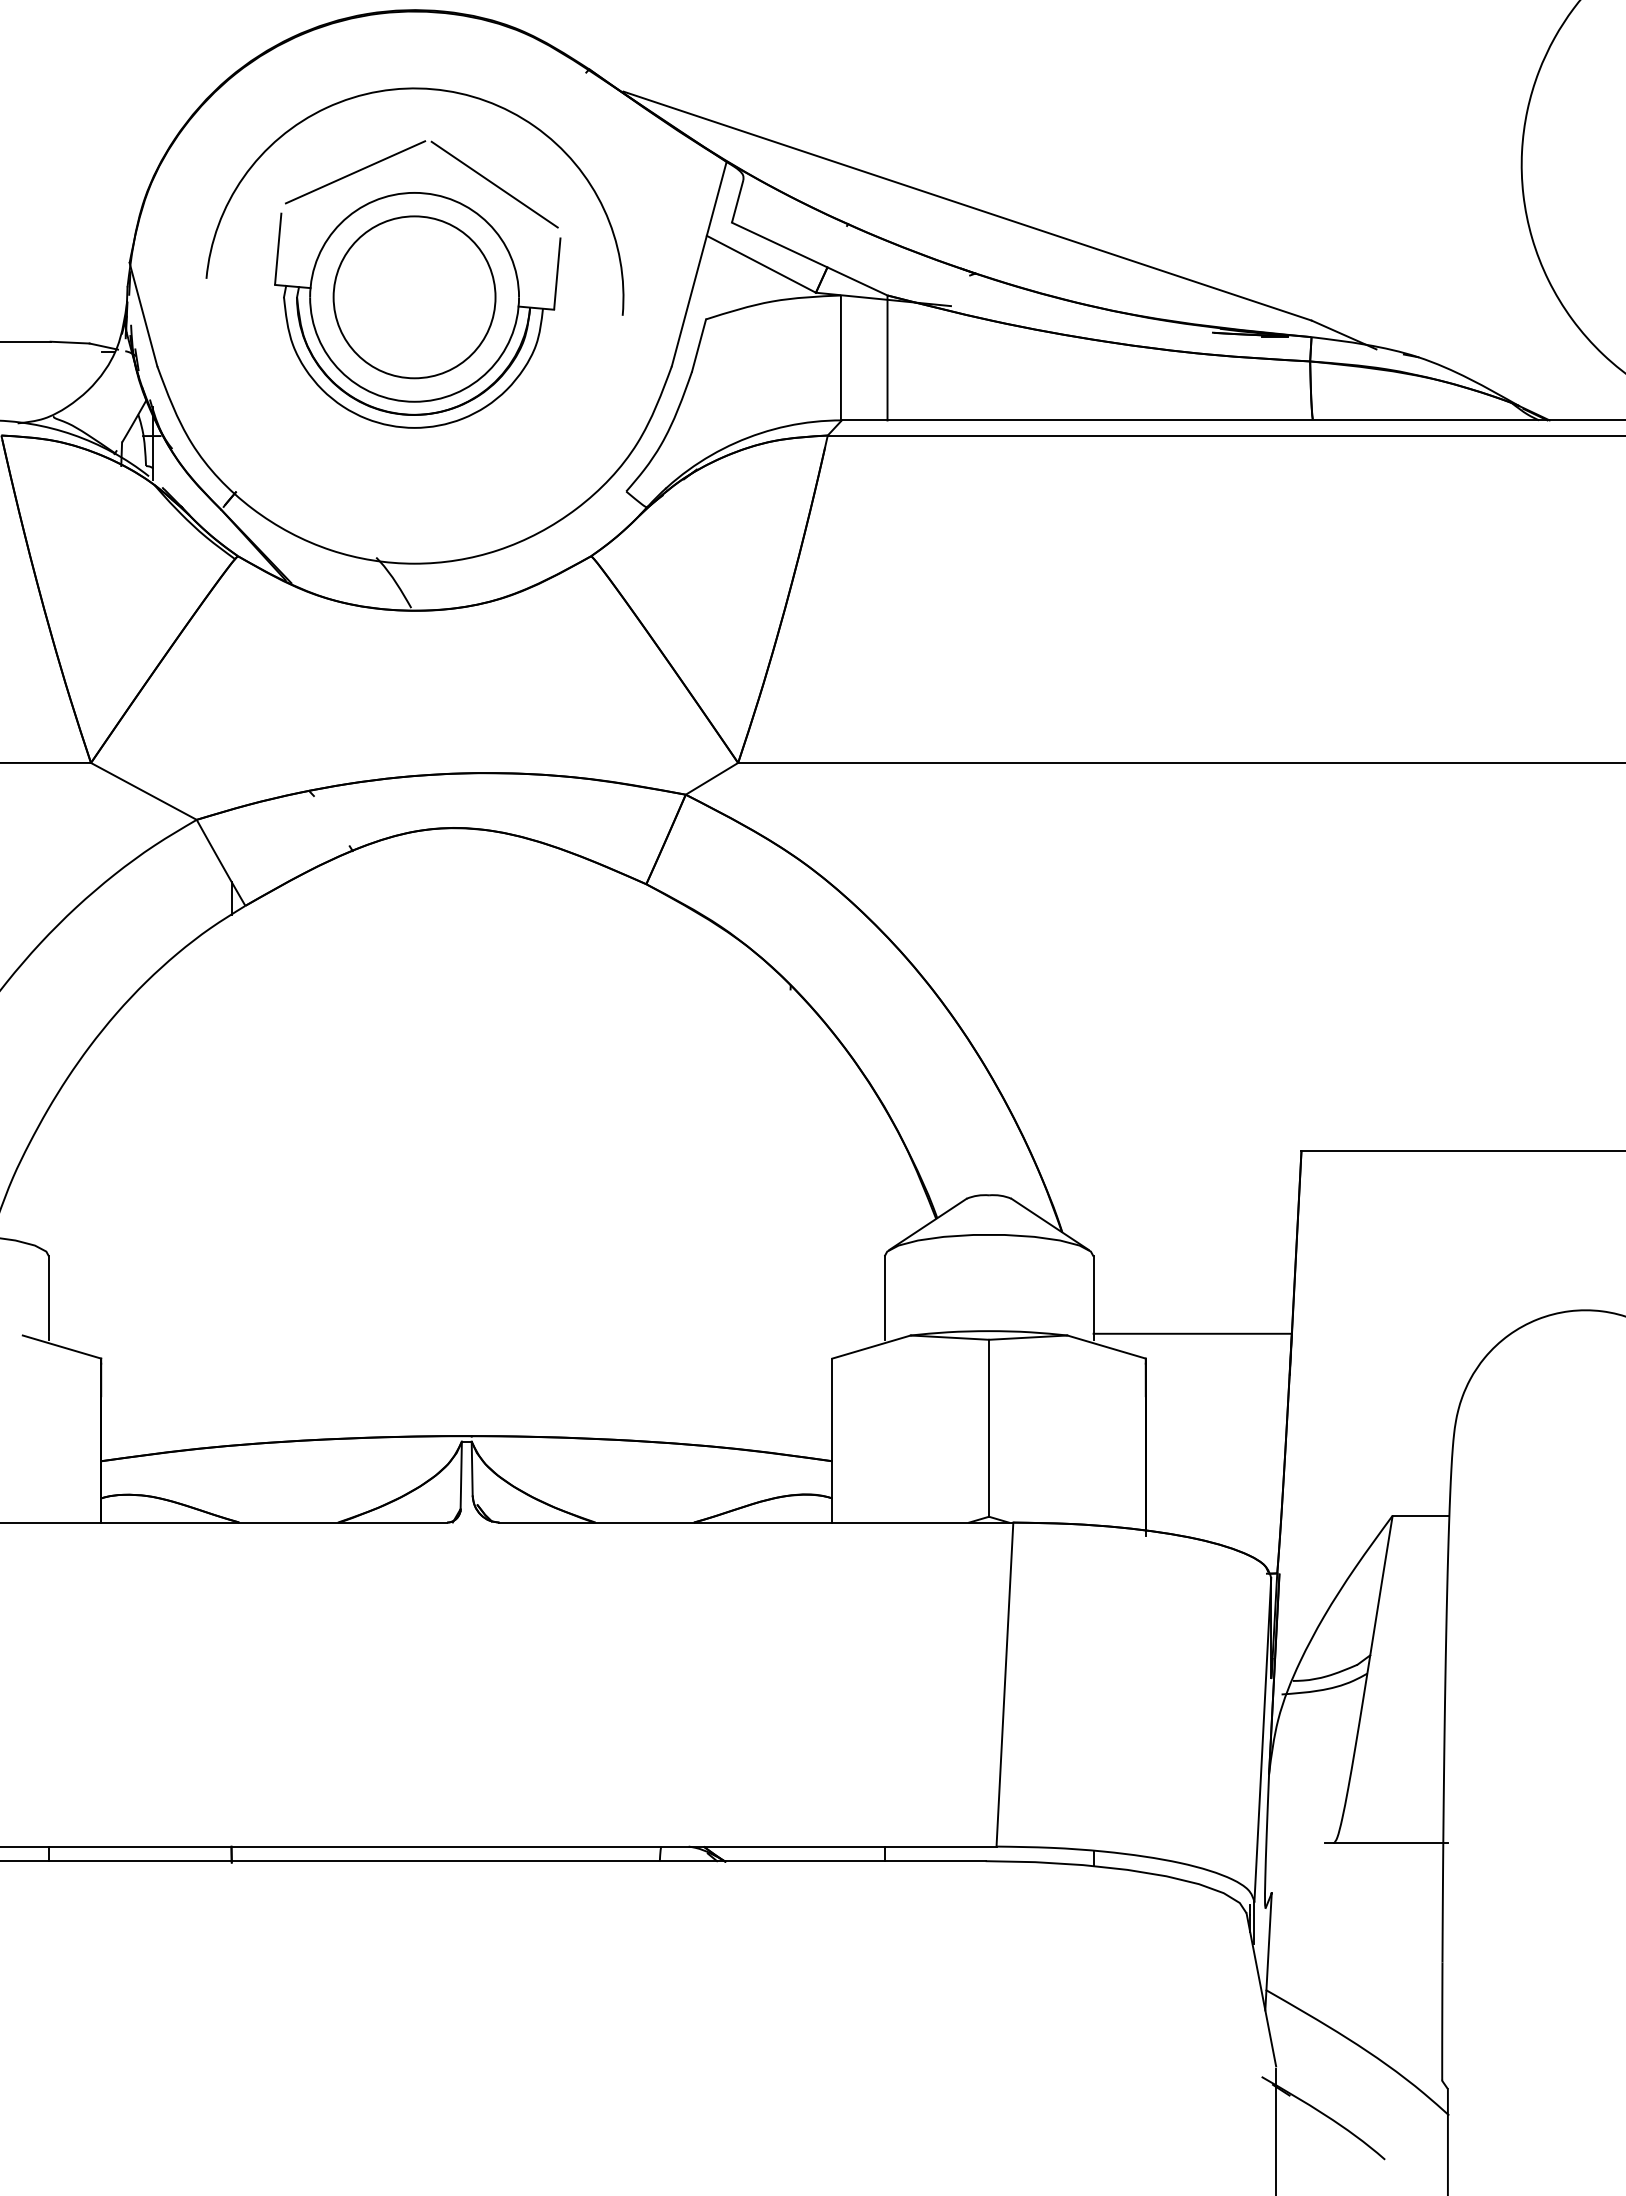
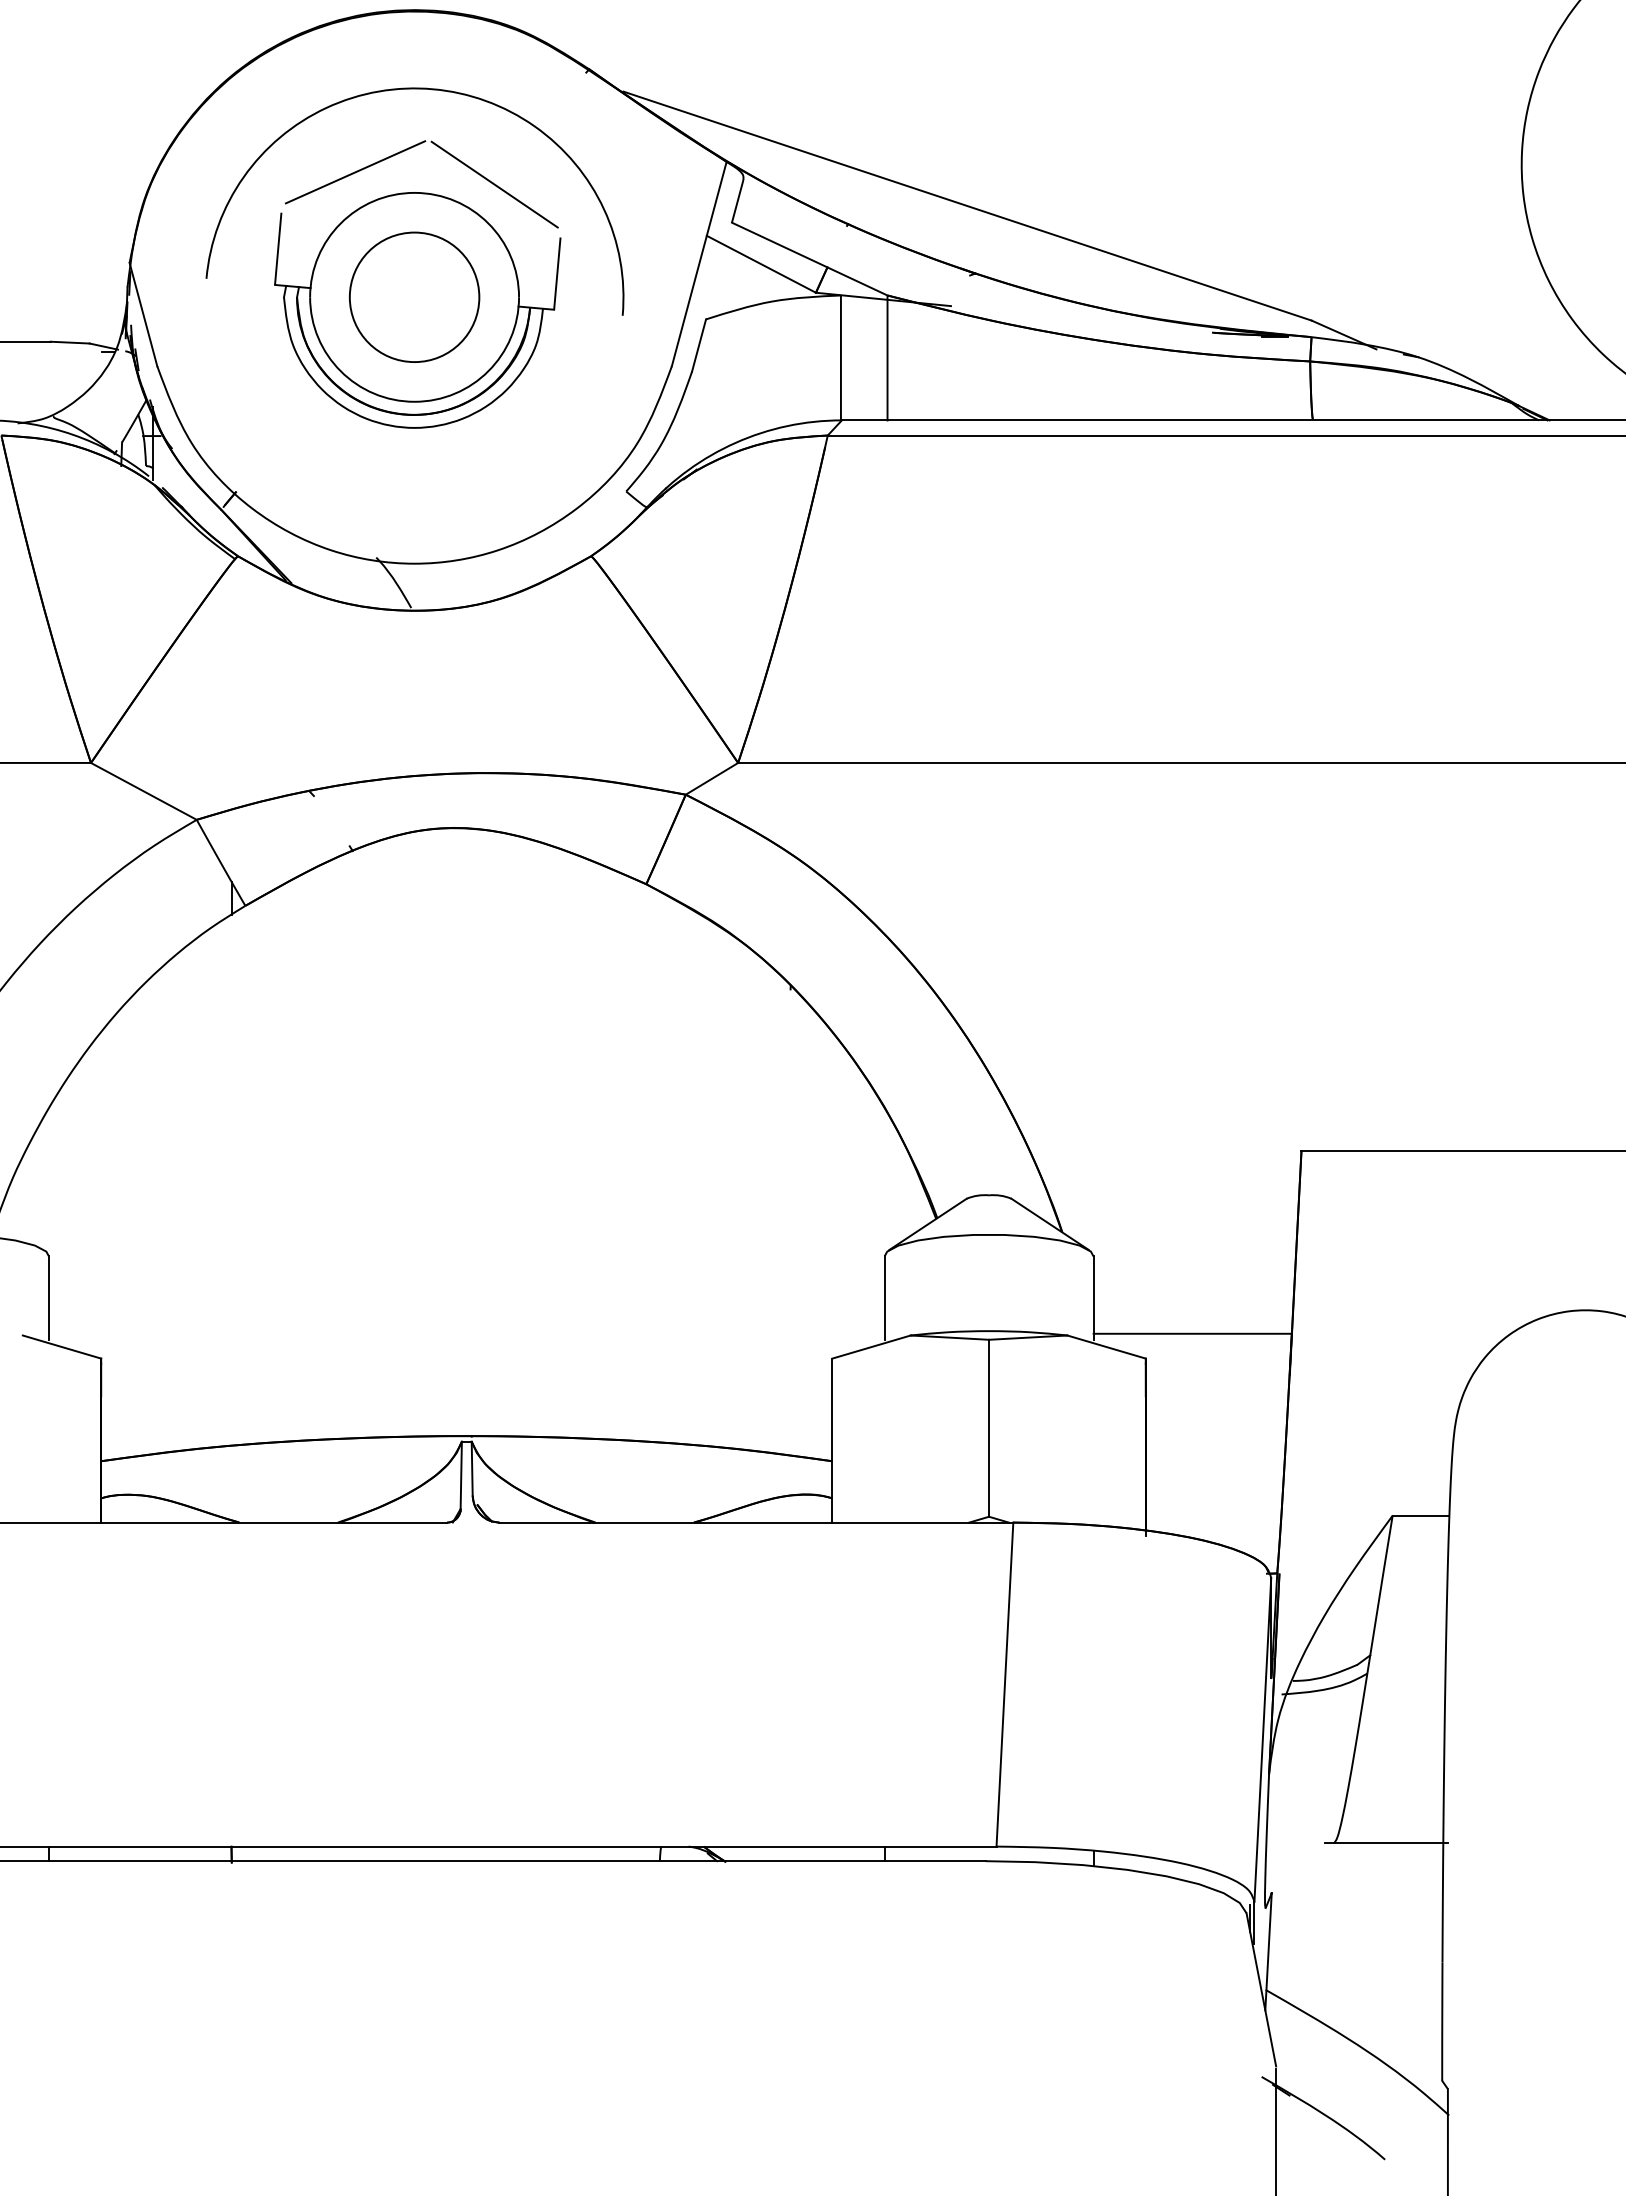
circle diameter: 162 px -> 130 px (414, 297)
